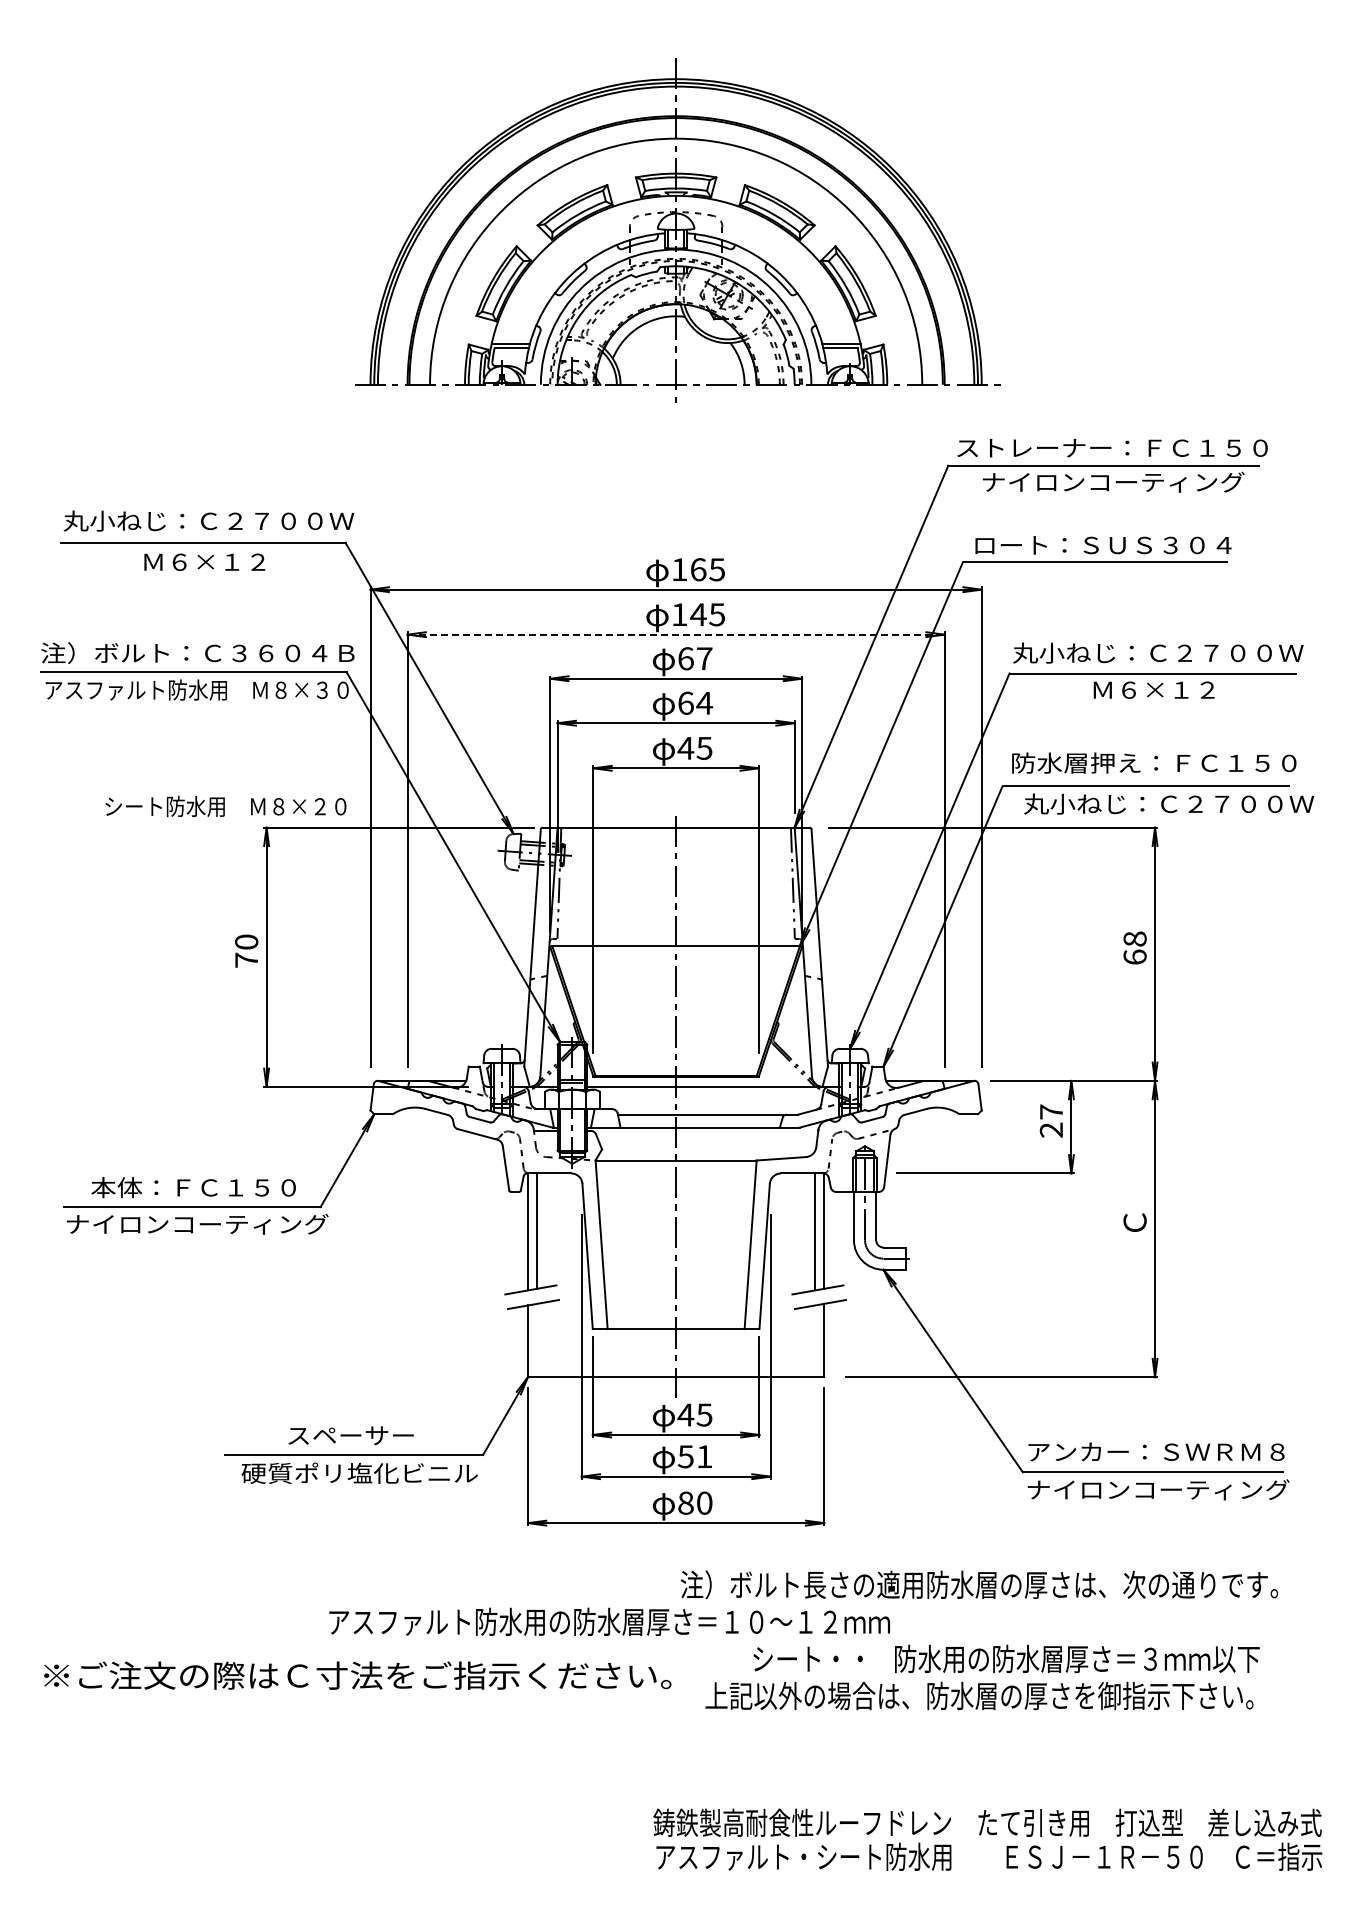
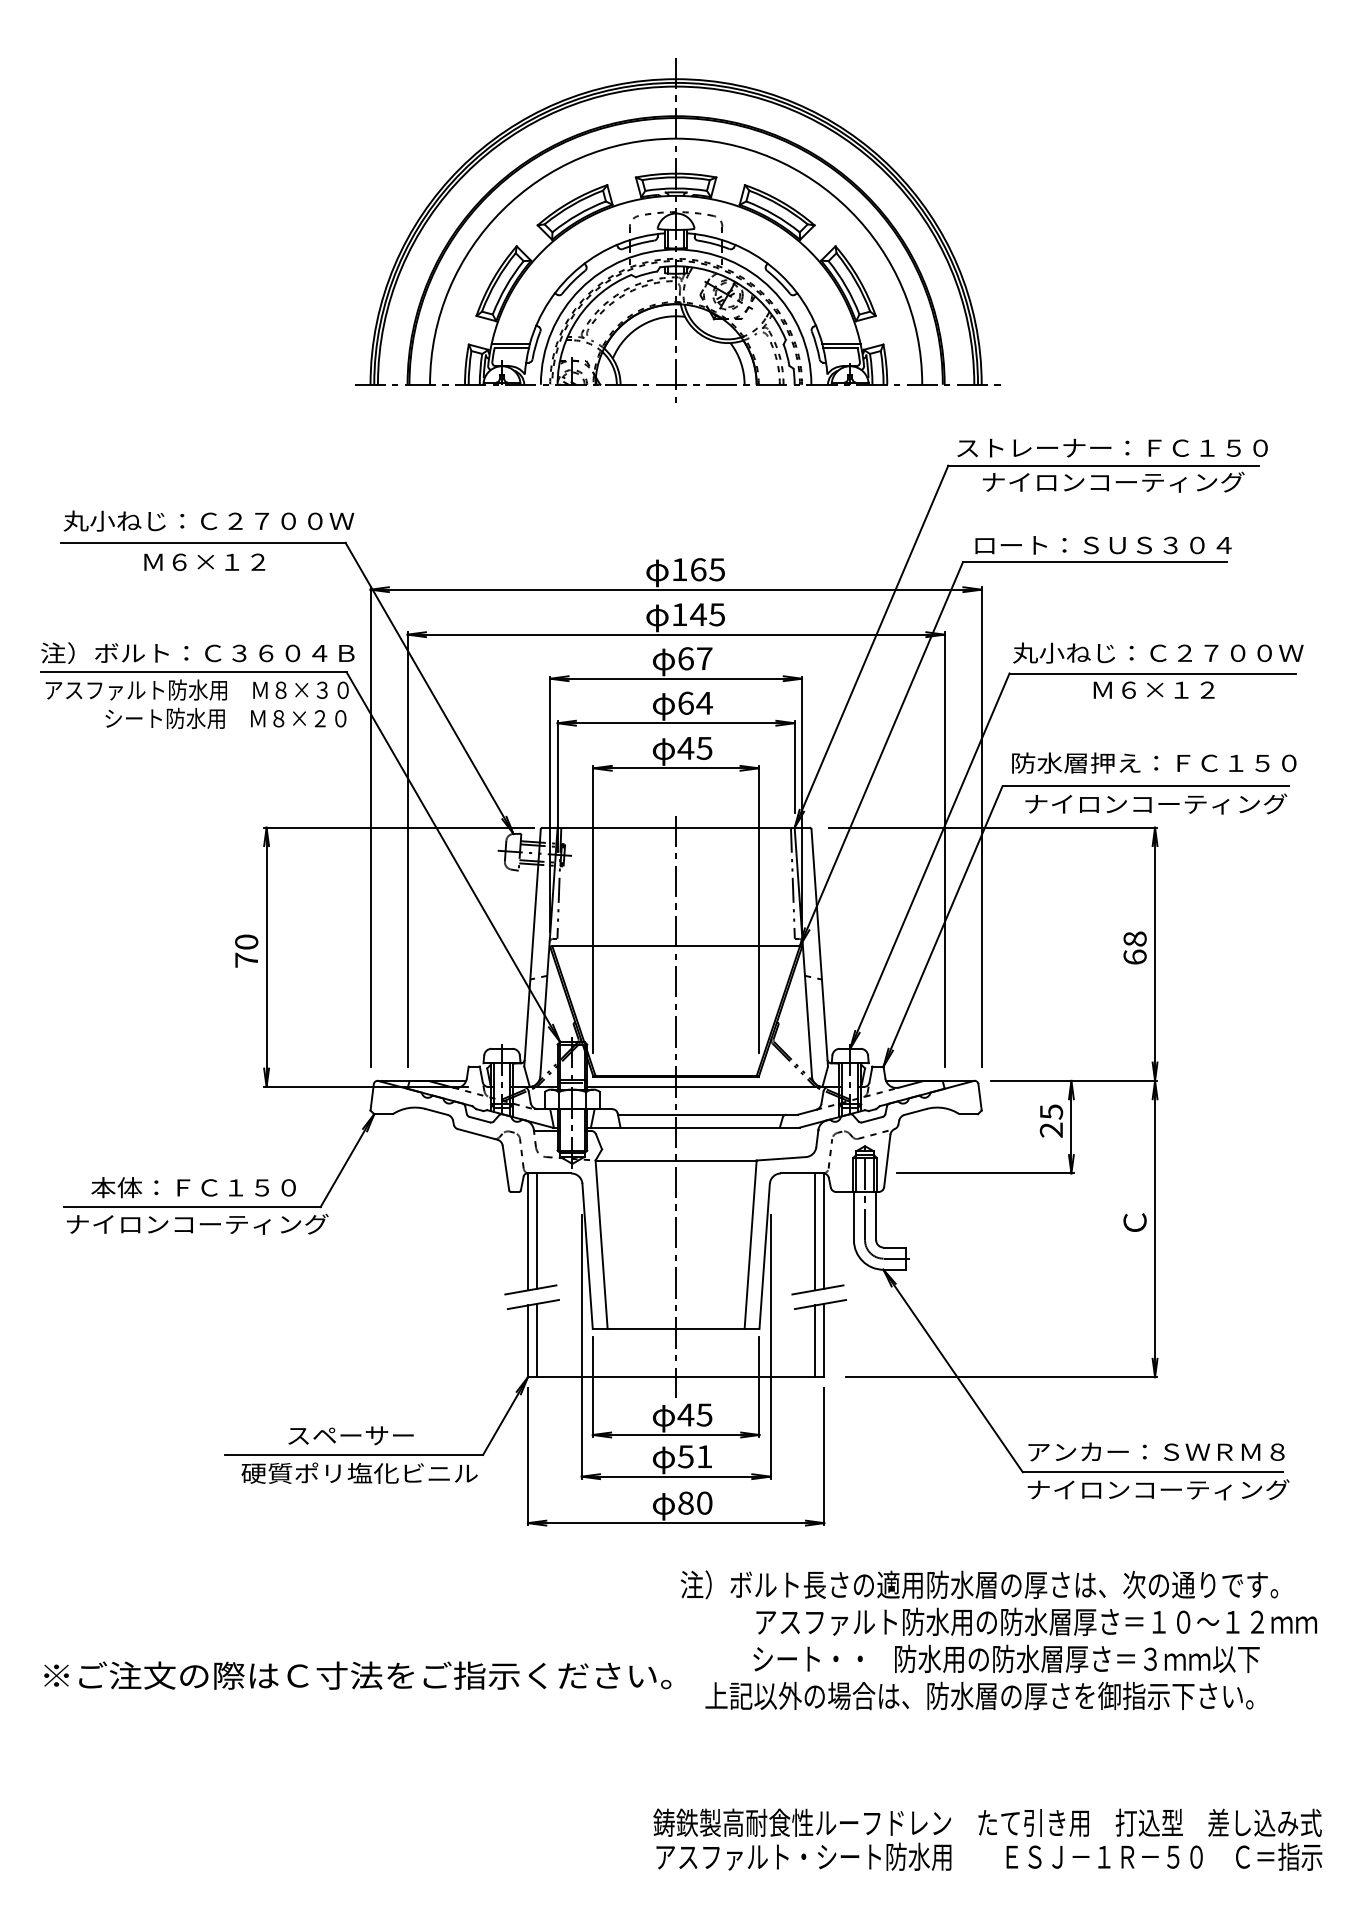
line: dashed -> solid (676, 634)
text: 丸小ねじ：Ｃ２７００Ｗ -> ナイロンコーティング (1169, 803)
text position: (225, 805) -> (225, 717) (225, 717)
text: 27 -> 25 (1051, 1111)
line: none -> present (537, 1340)
line: none -> present (815, 1341)
text position: (609, 1621) -> (1036, 1621) (1036, 1621)
